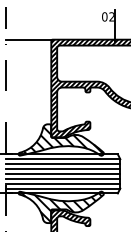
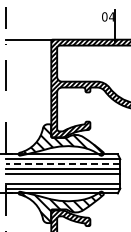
text: 02 -> 04 (111, 16)
line: solid -> dashed (62, 164)
line: present -> none (62, 178)
